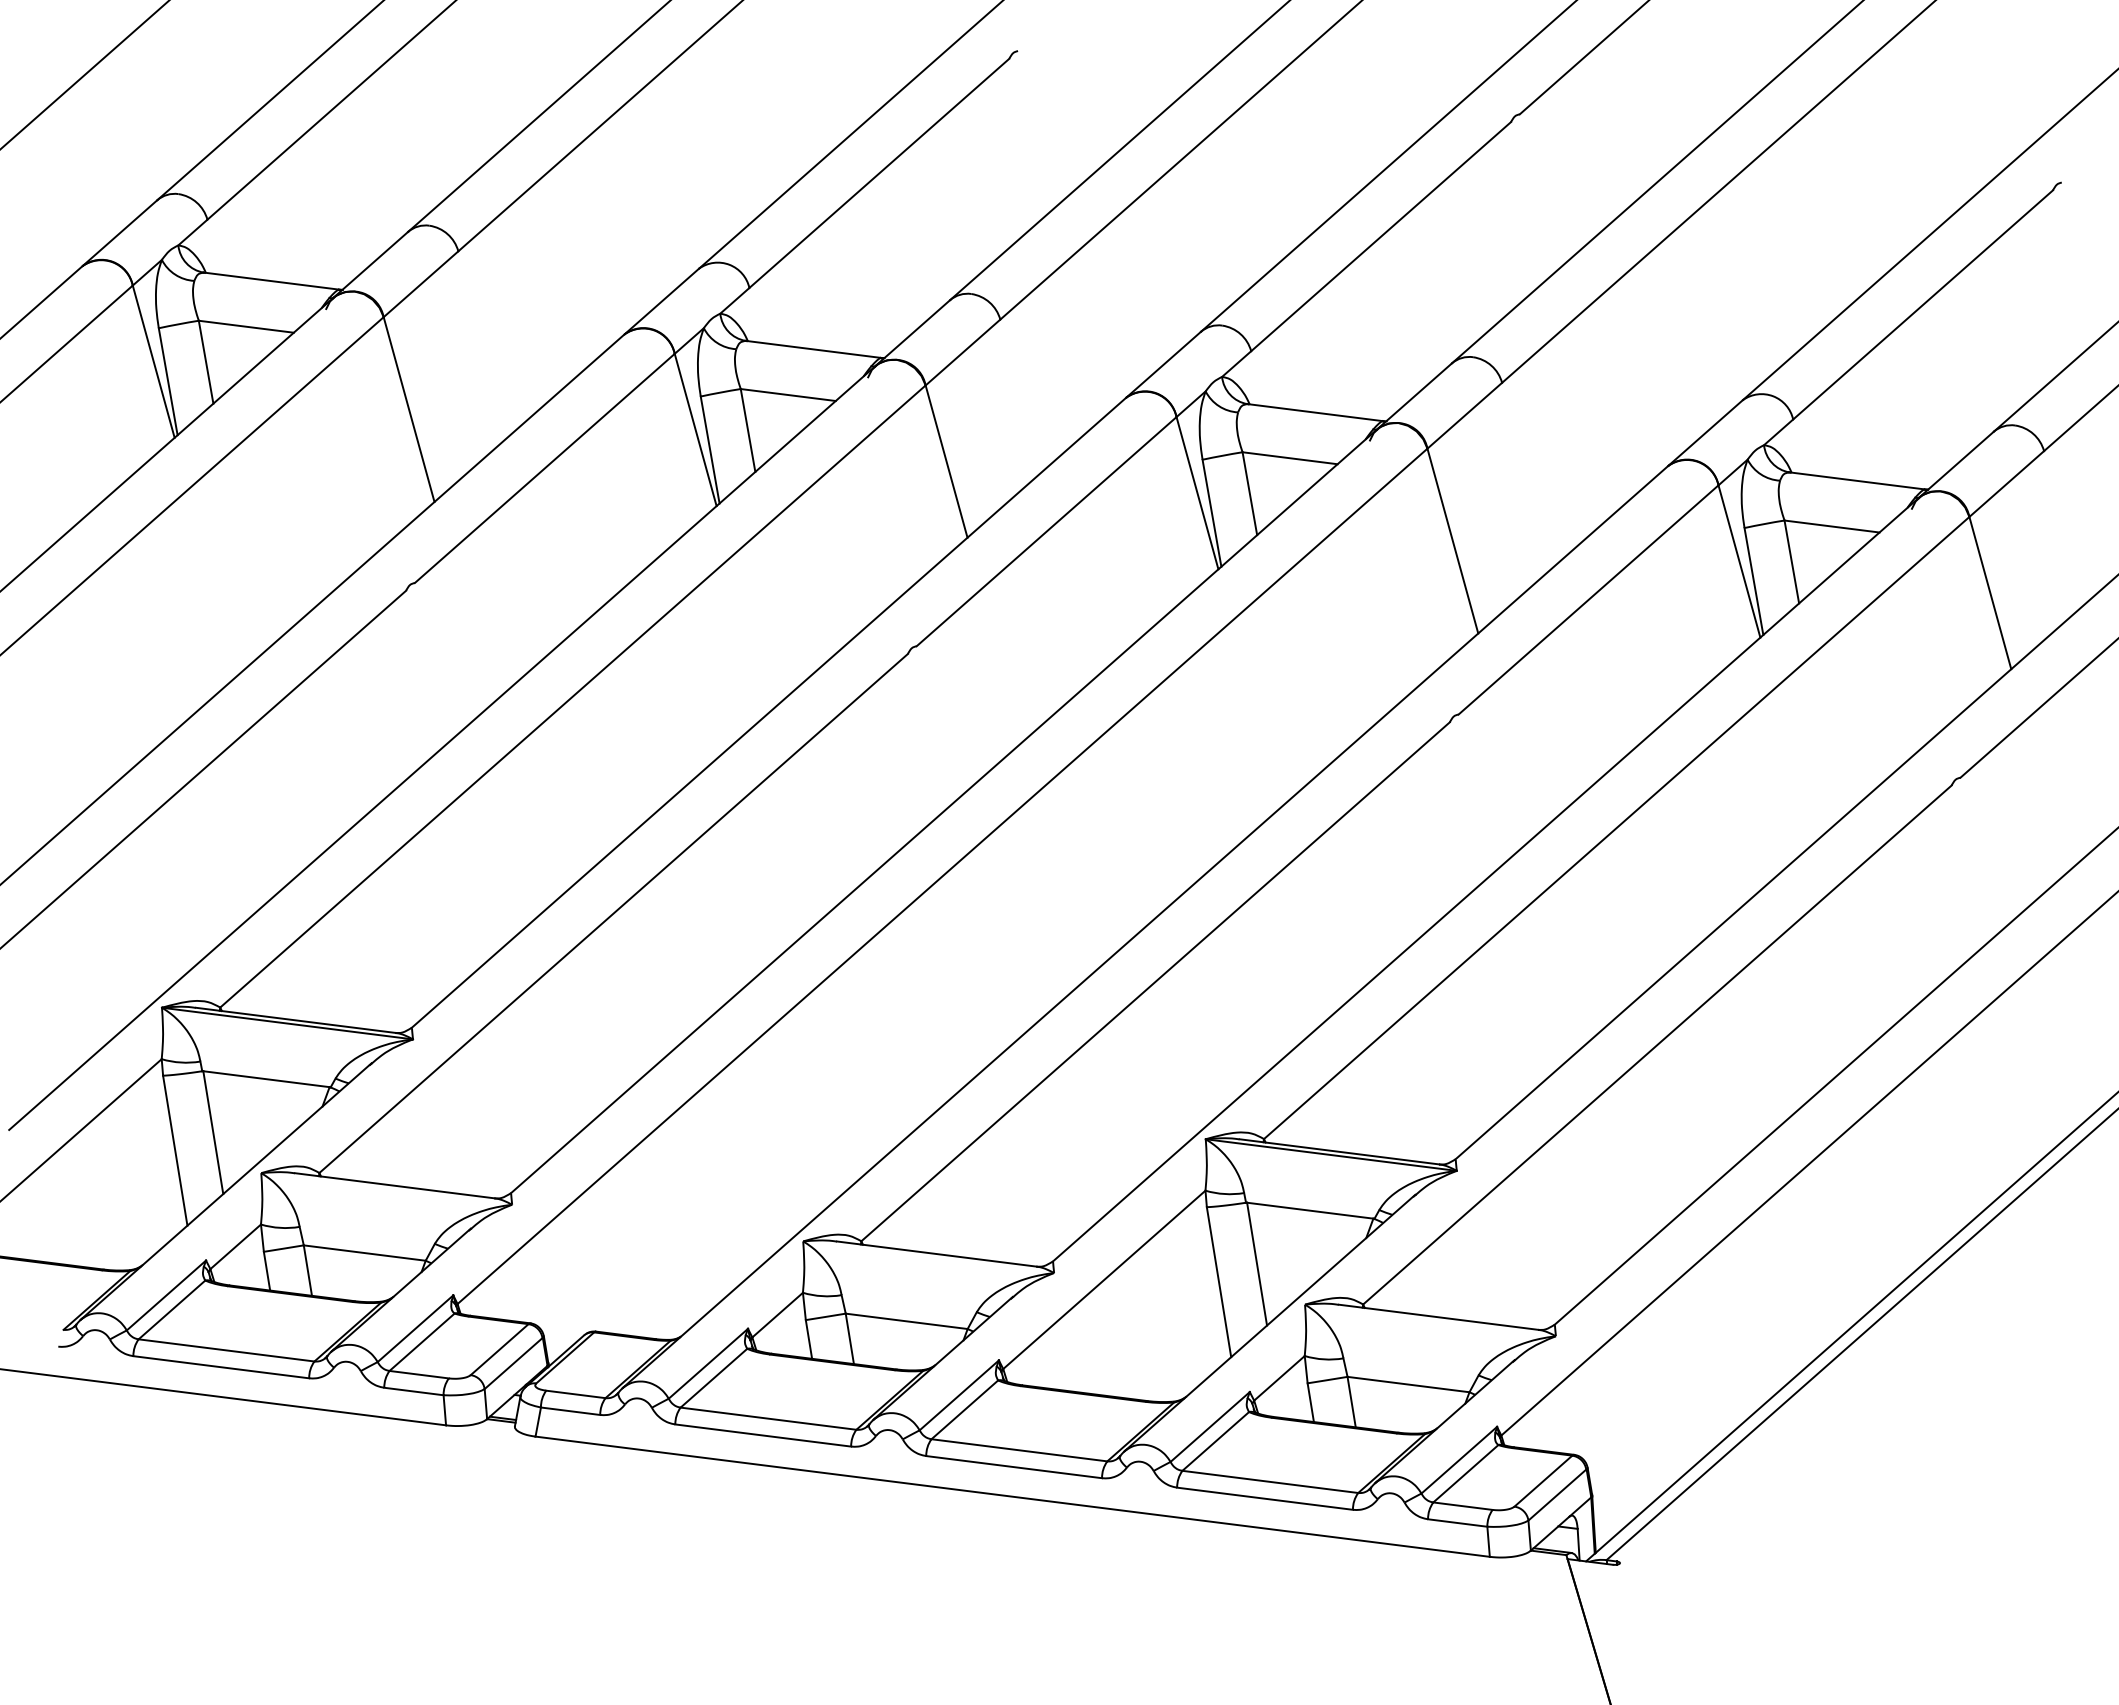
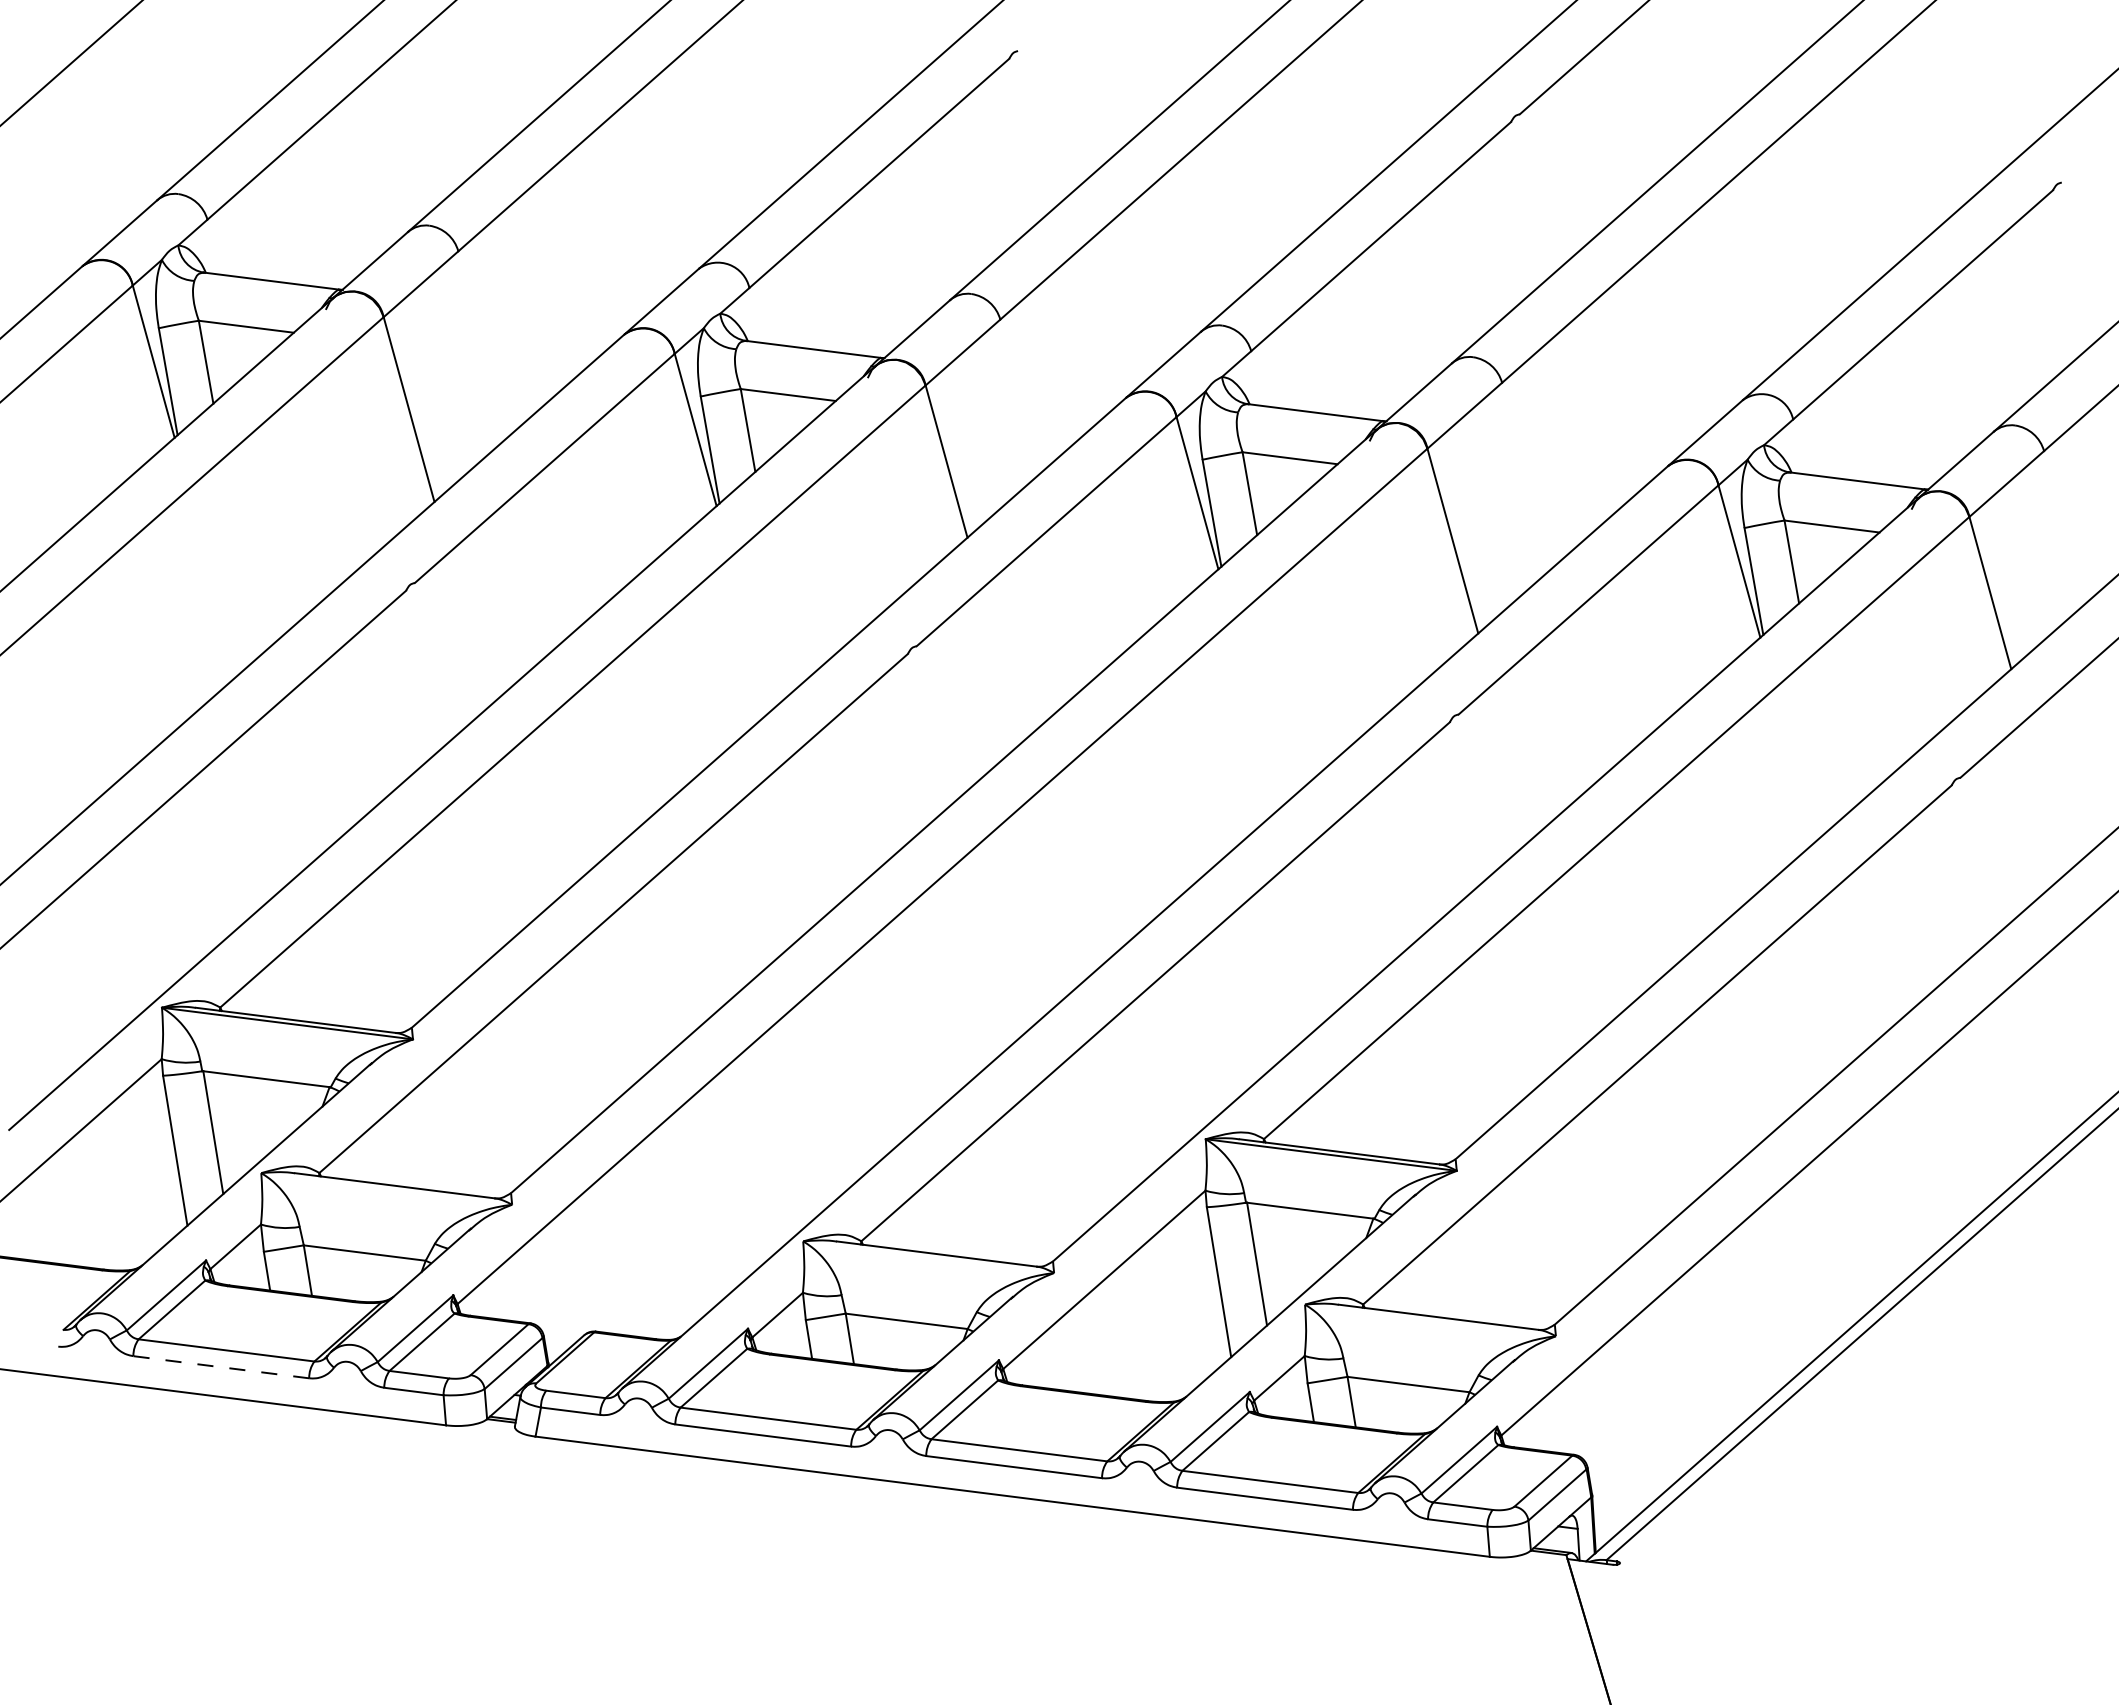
line position: (84, 74) -> (71, 63) (71, 63)
line: solid -> dashed (221, 1367)
